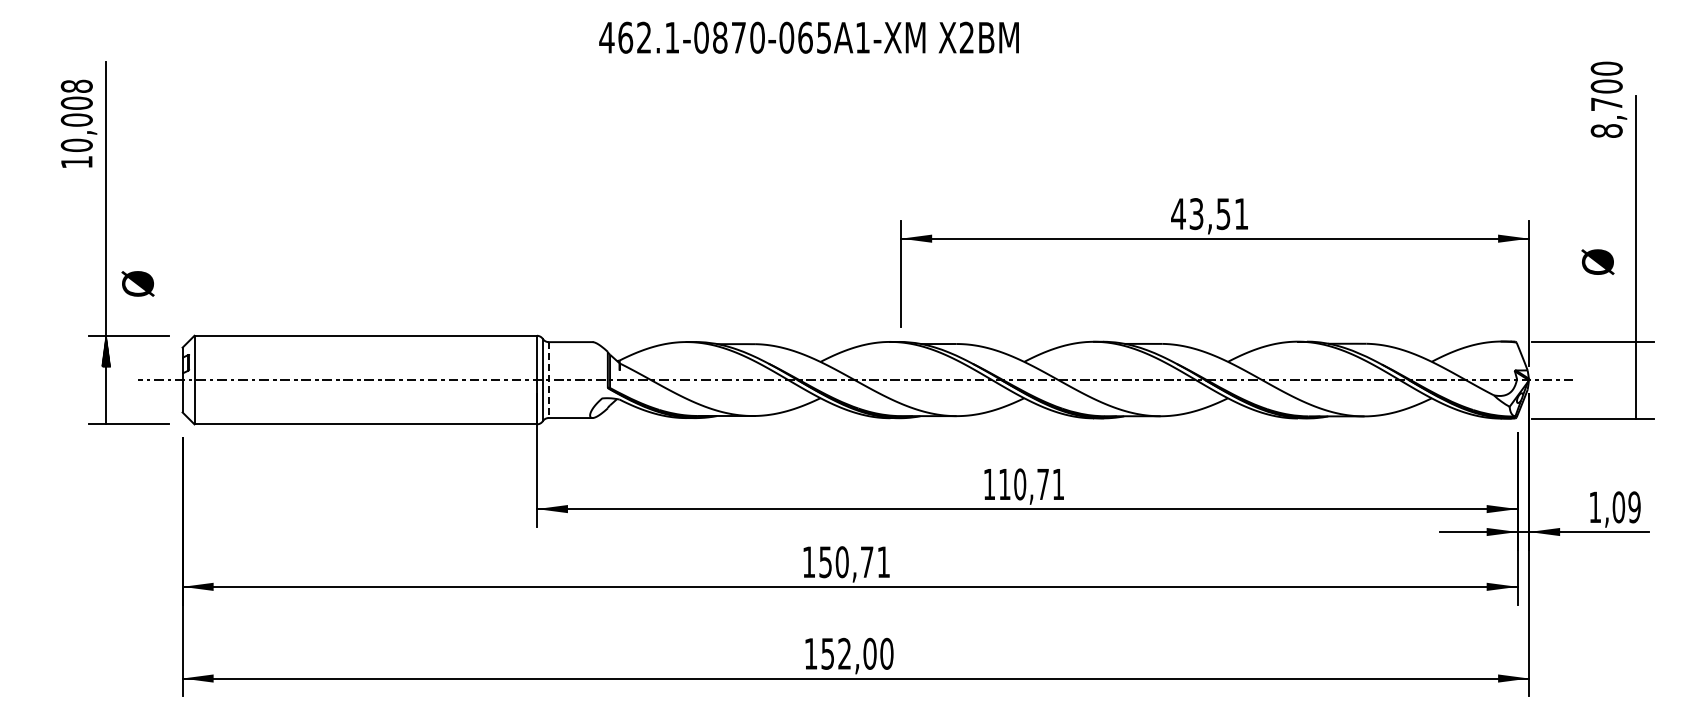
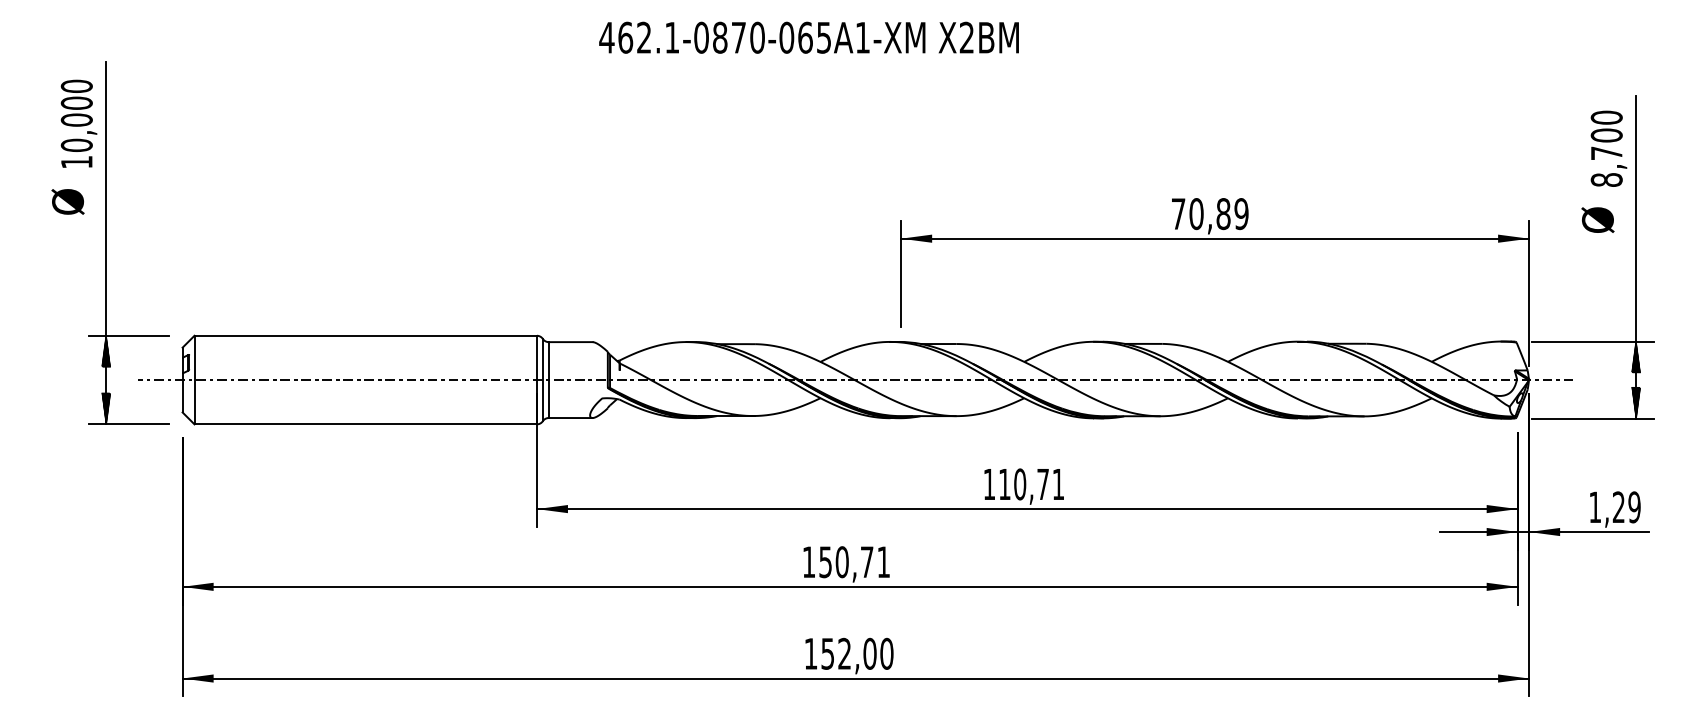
text: 10,008 -> 10,000 (76, 85)
text position: (1608, 99) -> (1608, 148) (1608, 148)
text: 43,51 -> 70,89 (1209, 214)
text position: (1597, 261) -> (1597, 219) (1597, 219)
text position: (137, 283) -> (67, 201) (67, 201)
hatch: none -> present (1636, 356)
line: dashed -> solid (548, 380)
hatch: none -> present (1636, 402)
hatch: none -> present (106, 408)
text: 1,09 -> 1,29 (1618, 507)
